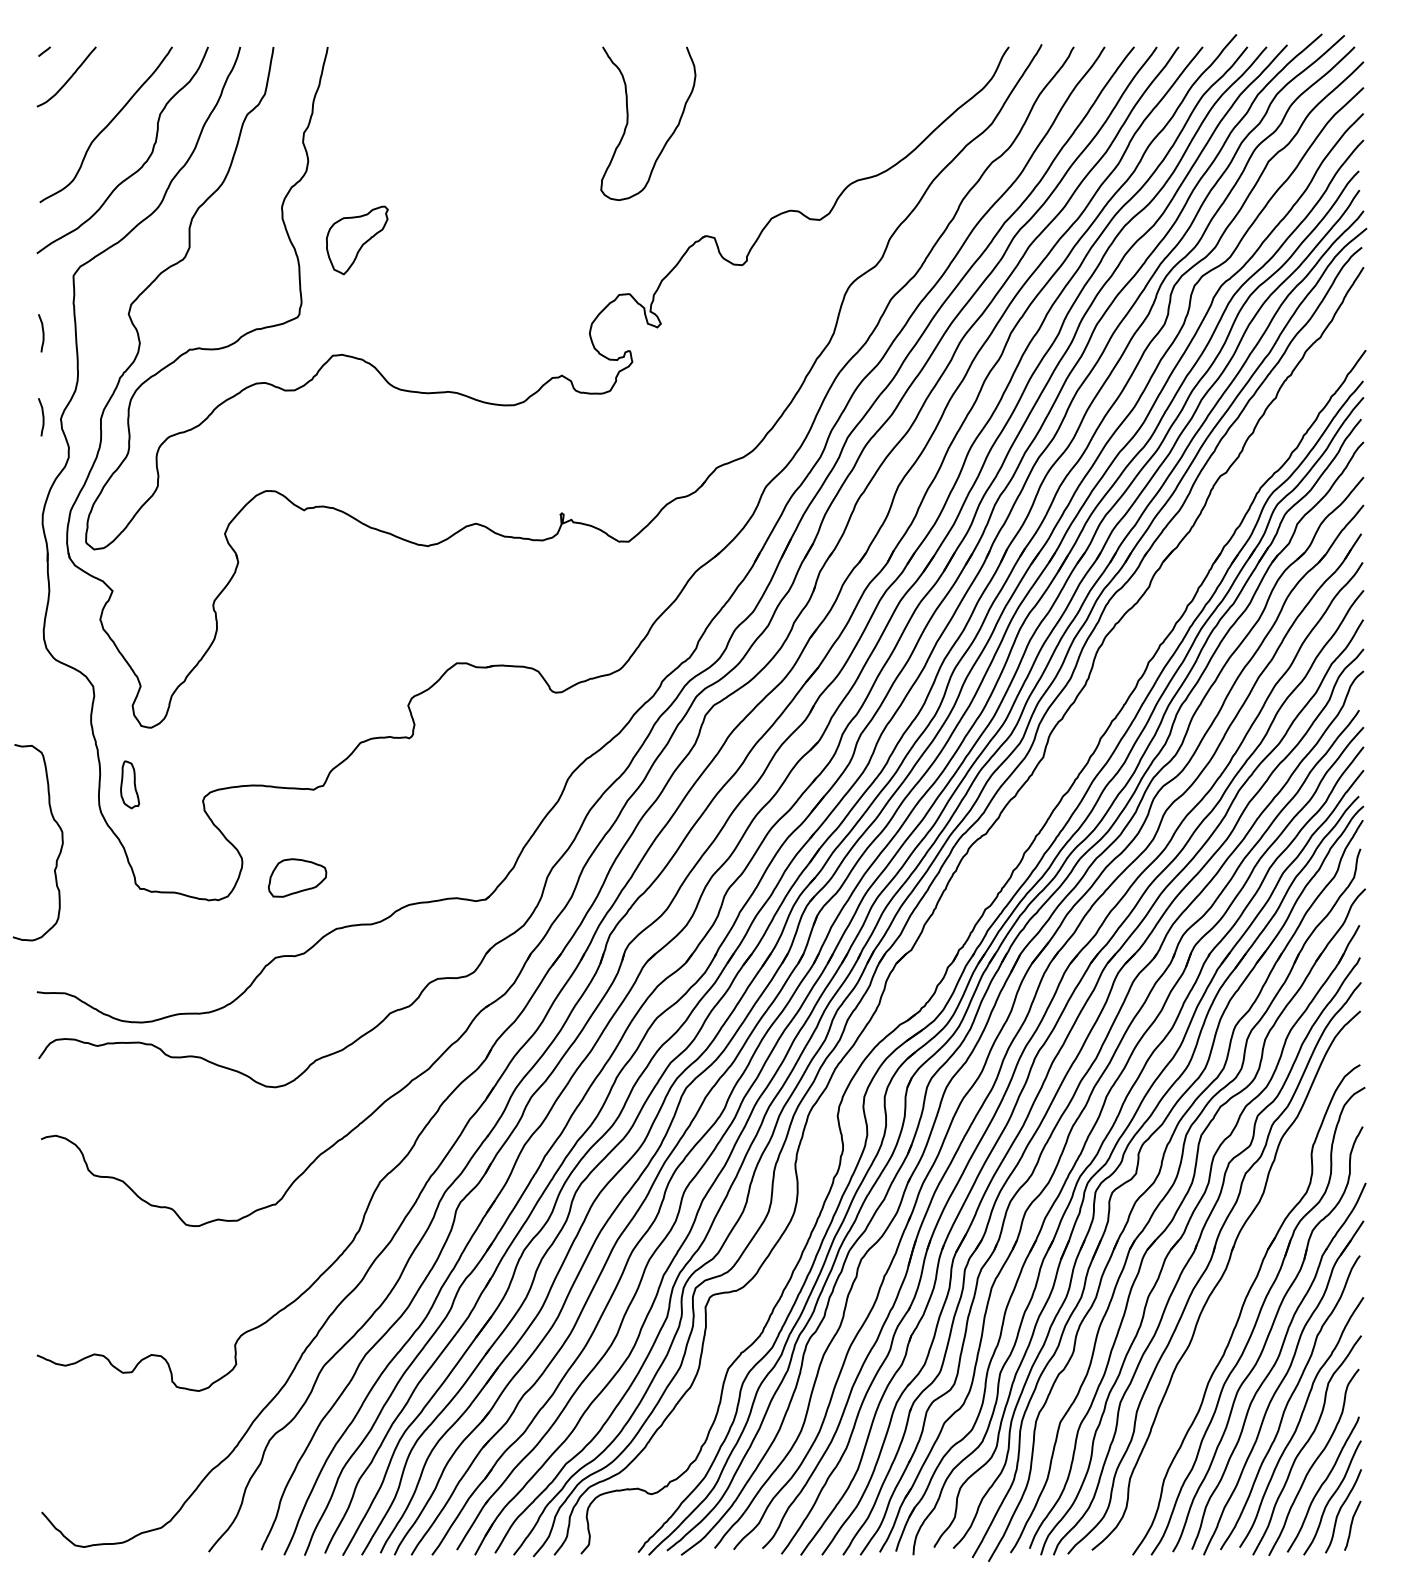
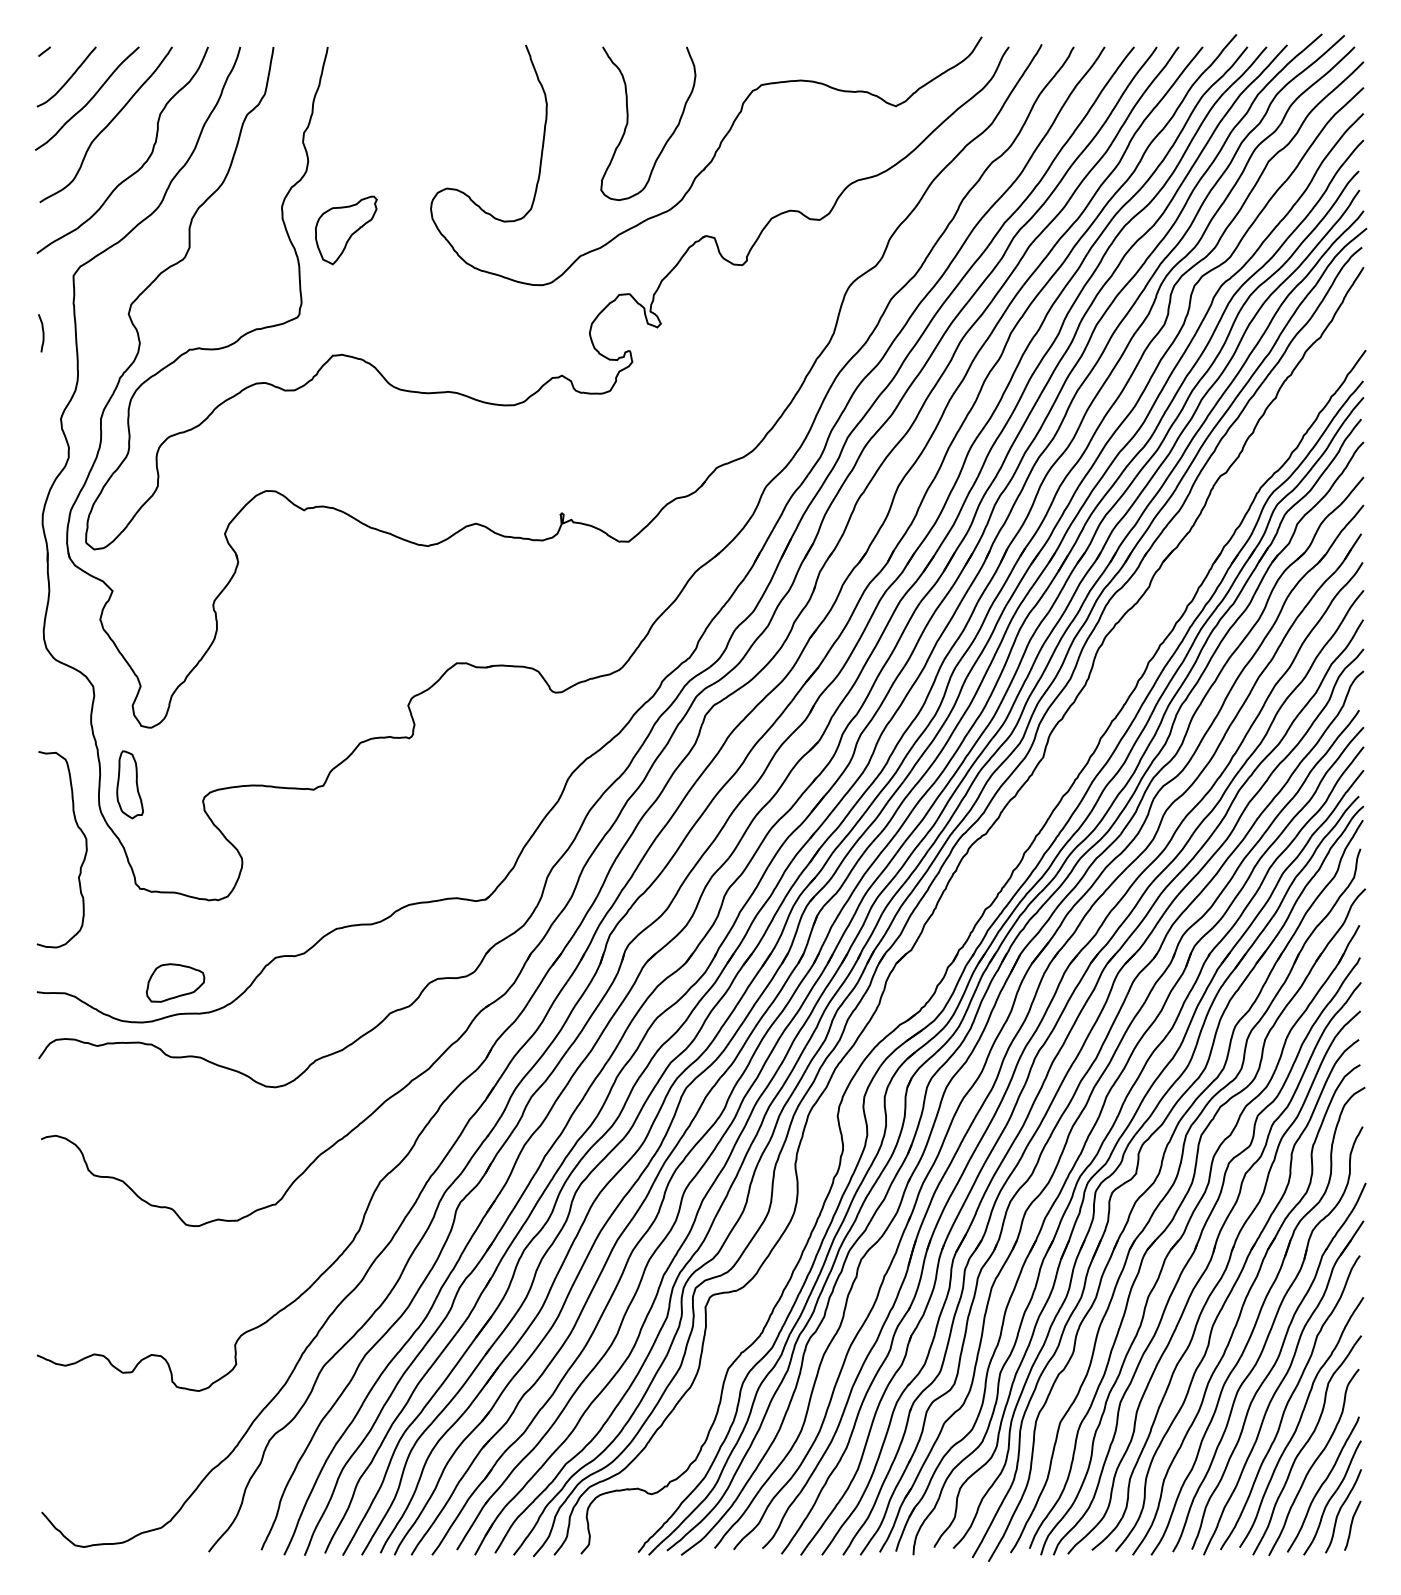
curve: none -> present (89, 99)
part: none -> present (706, 161)
part position: (357, 240) -> (346, 230) (346, 230)
curve: present -> none (42, 417)
part size: 21x50 px -> 28x70 px (129, 784)
curve position: (60, 847) -> (84, 854) (84, 854)
part position: (297, 877) -> (175, 982) (175, 982)
part: none -> present (1231, 1292)
